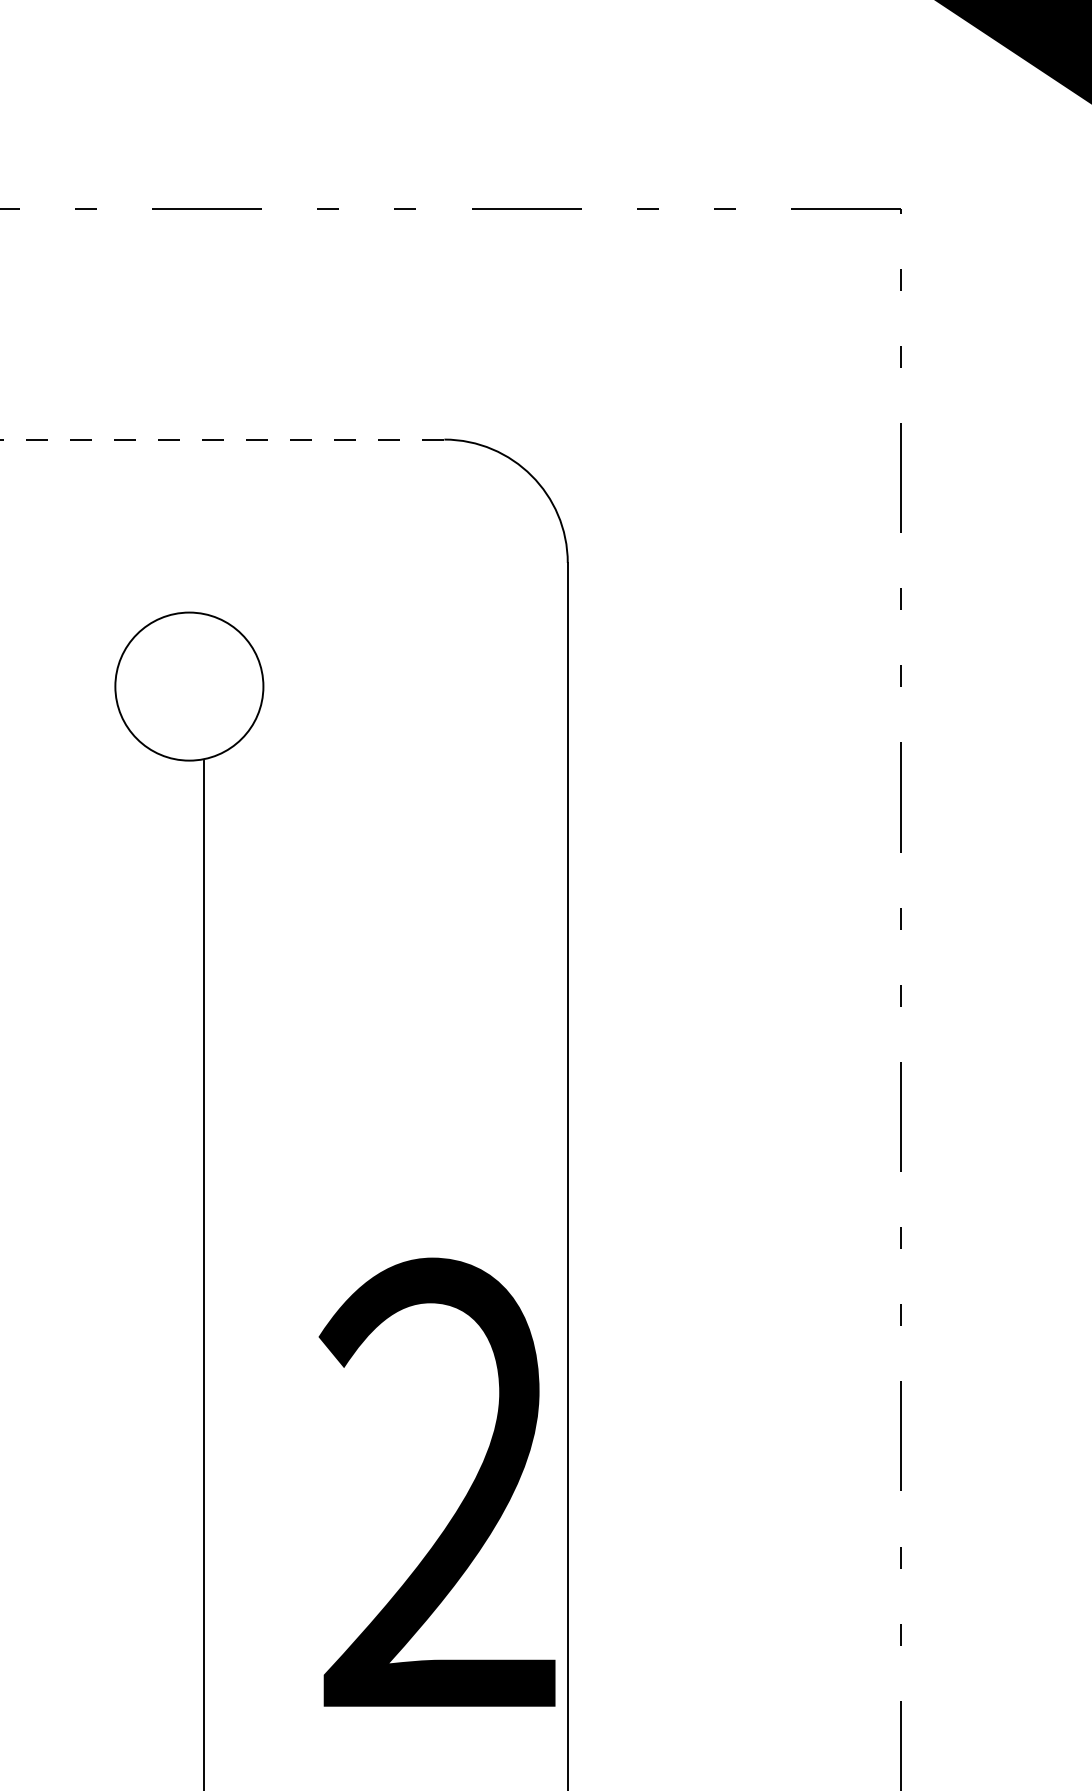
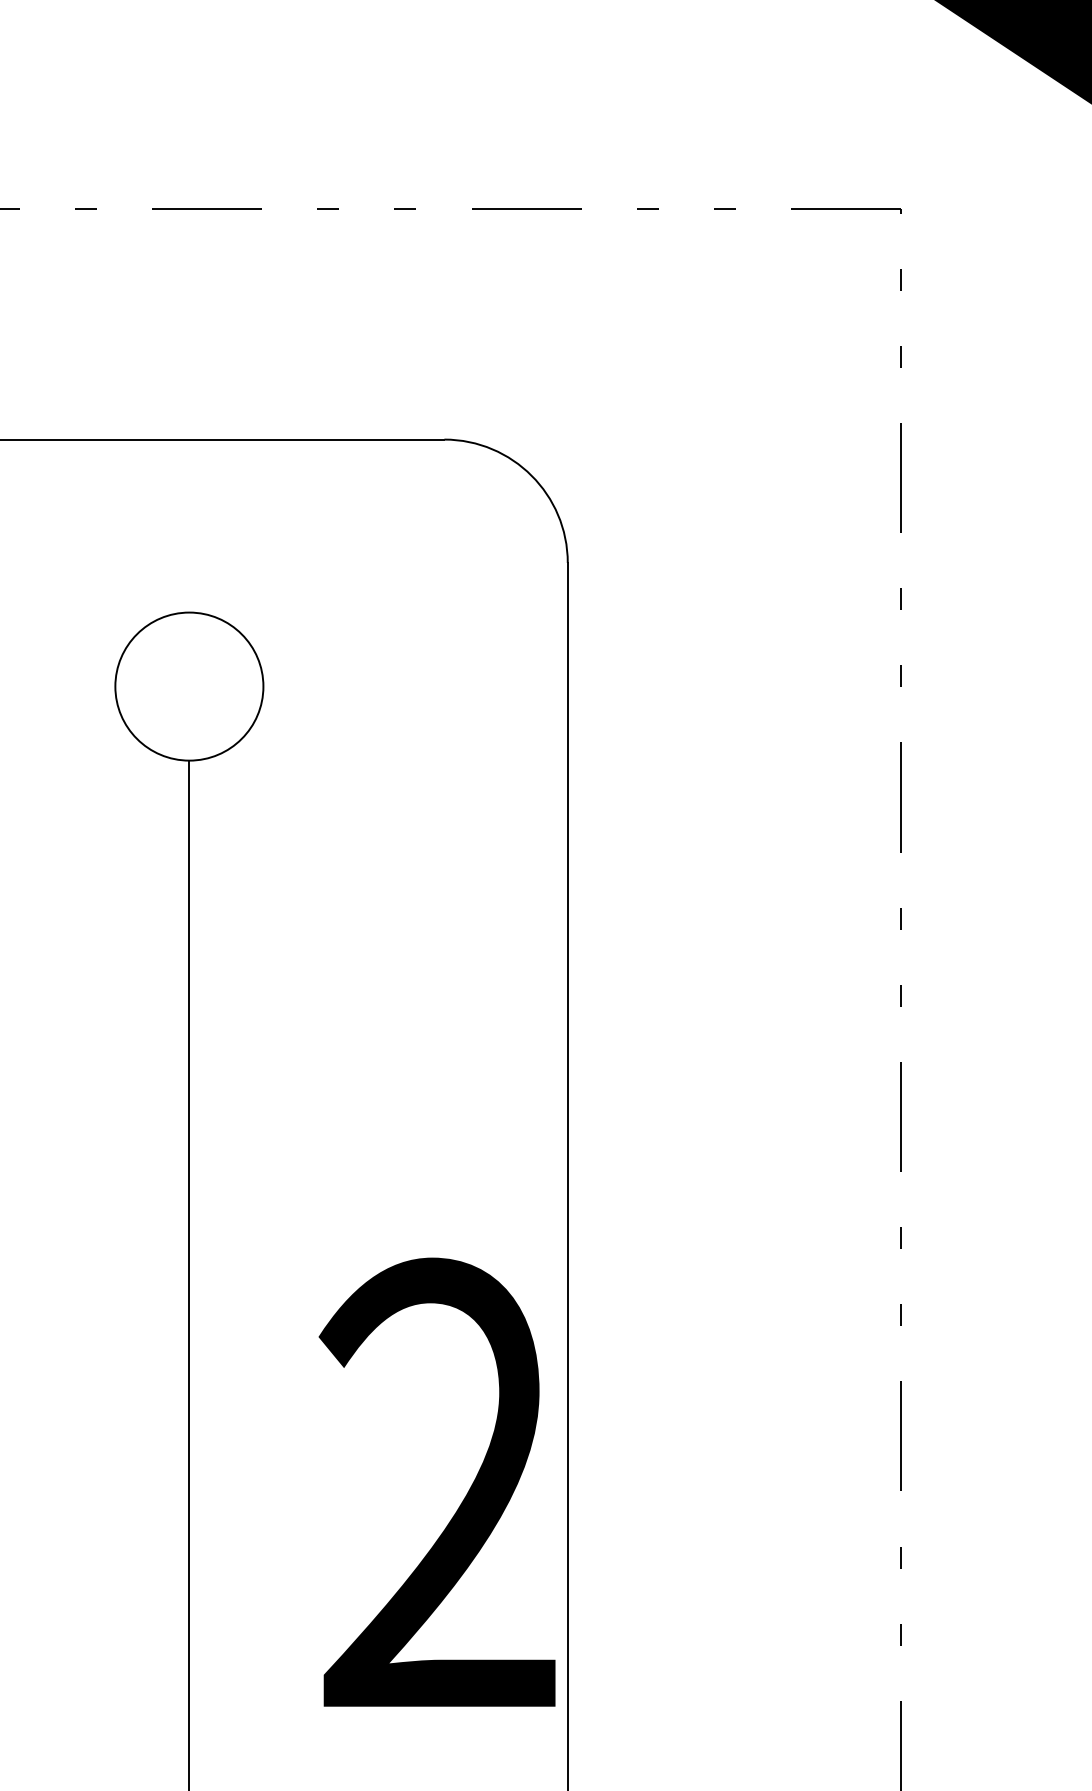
line: dashed -> solid (222, 439)
line position: (204, 1273) -> (189, 1273) (189, 1273)
